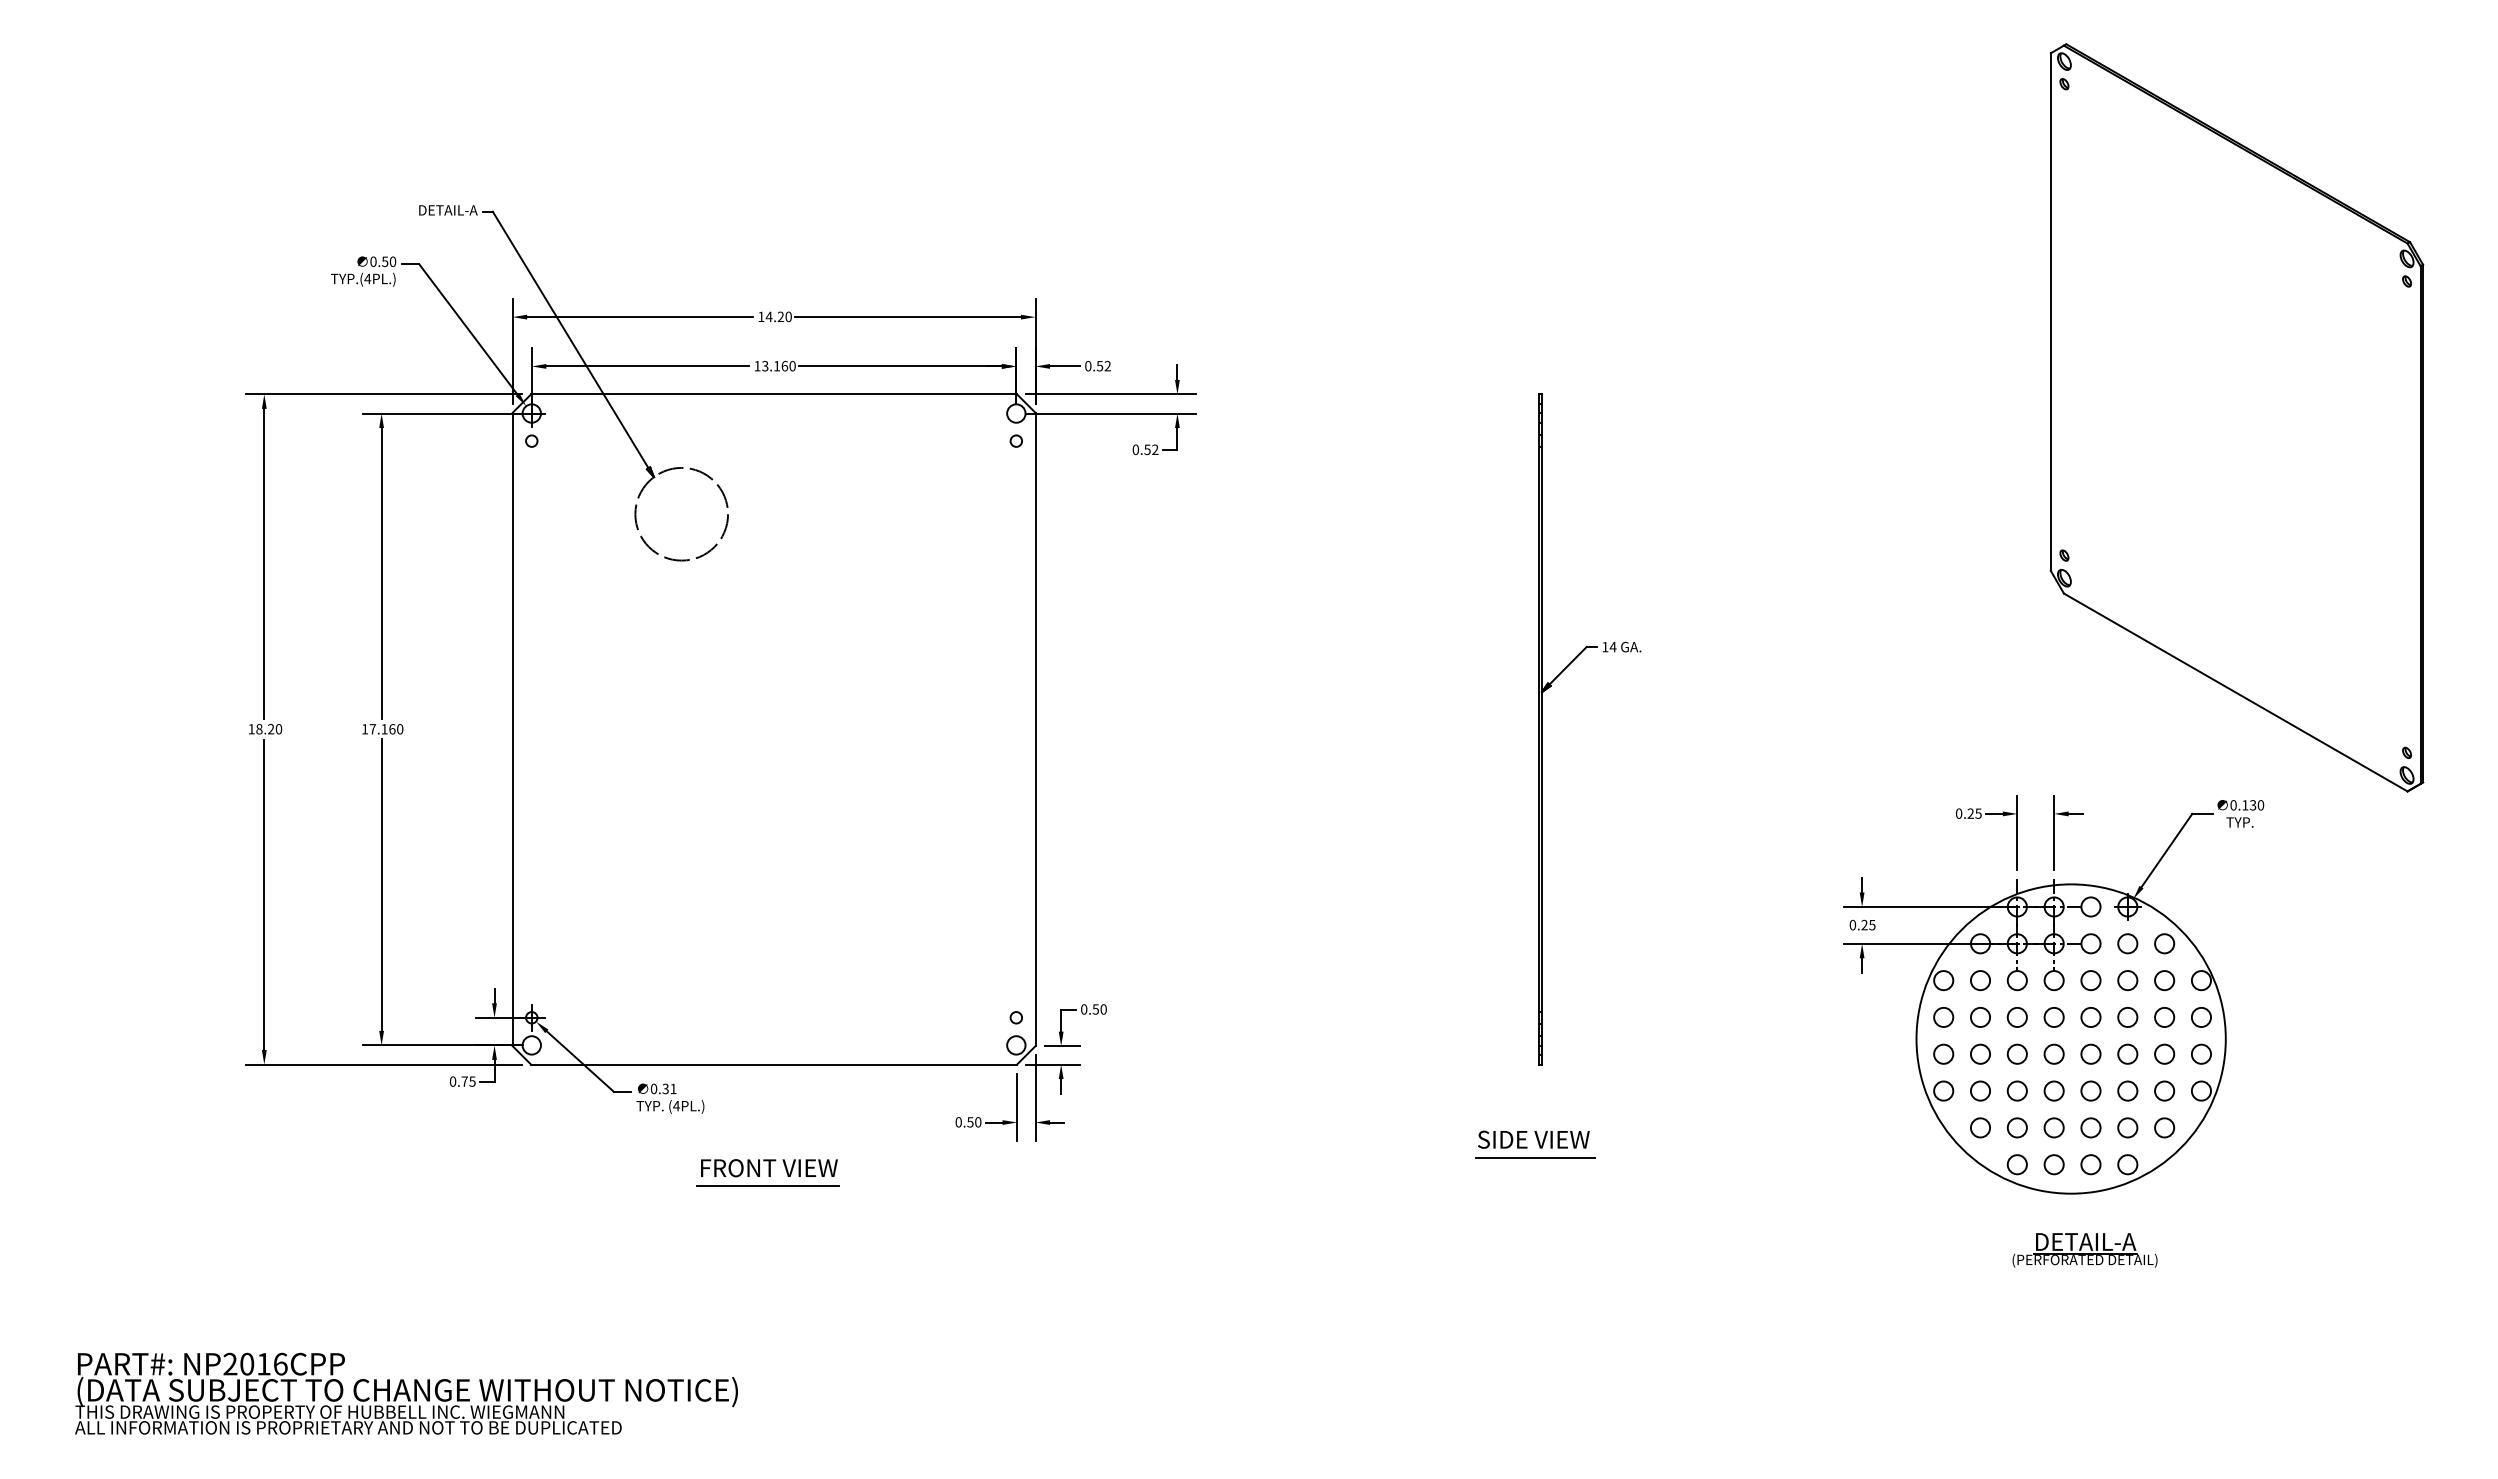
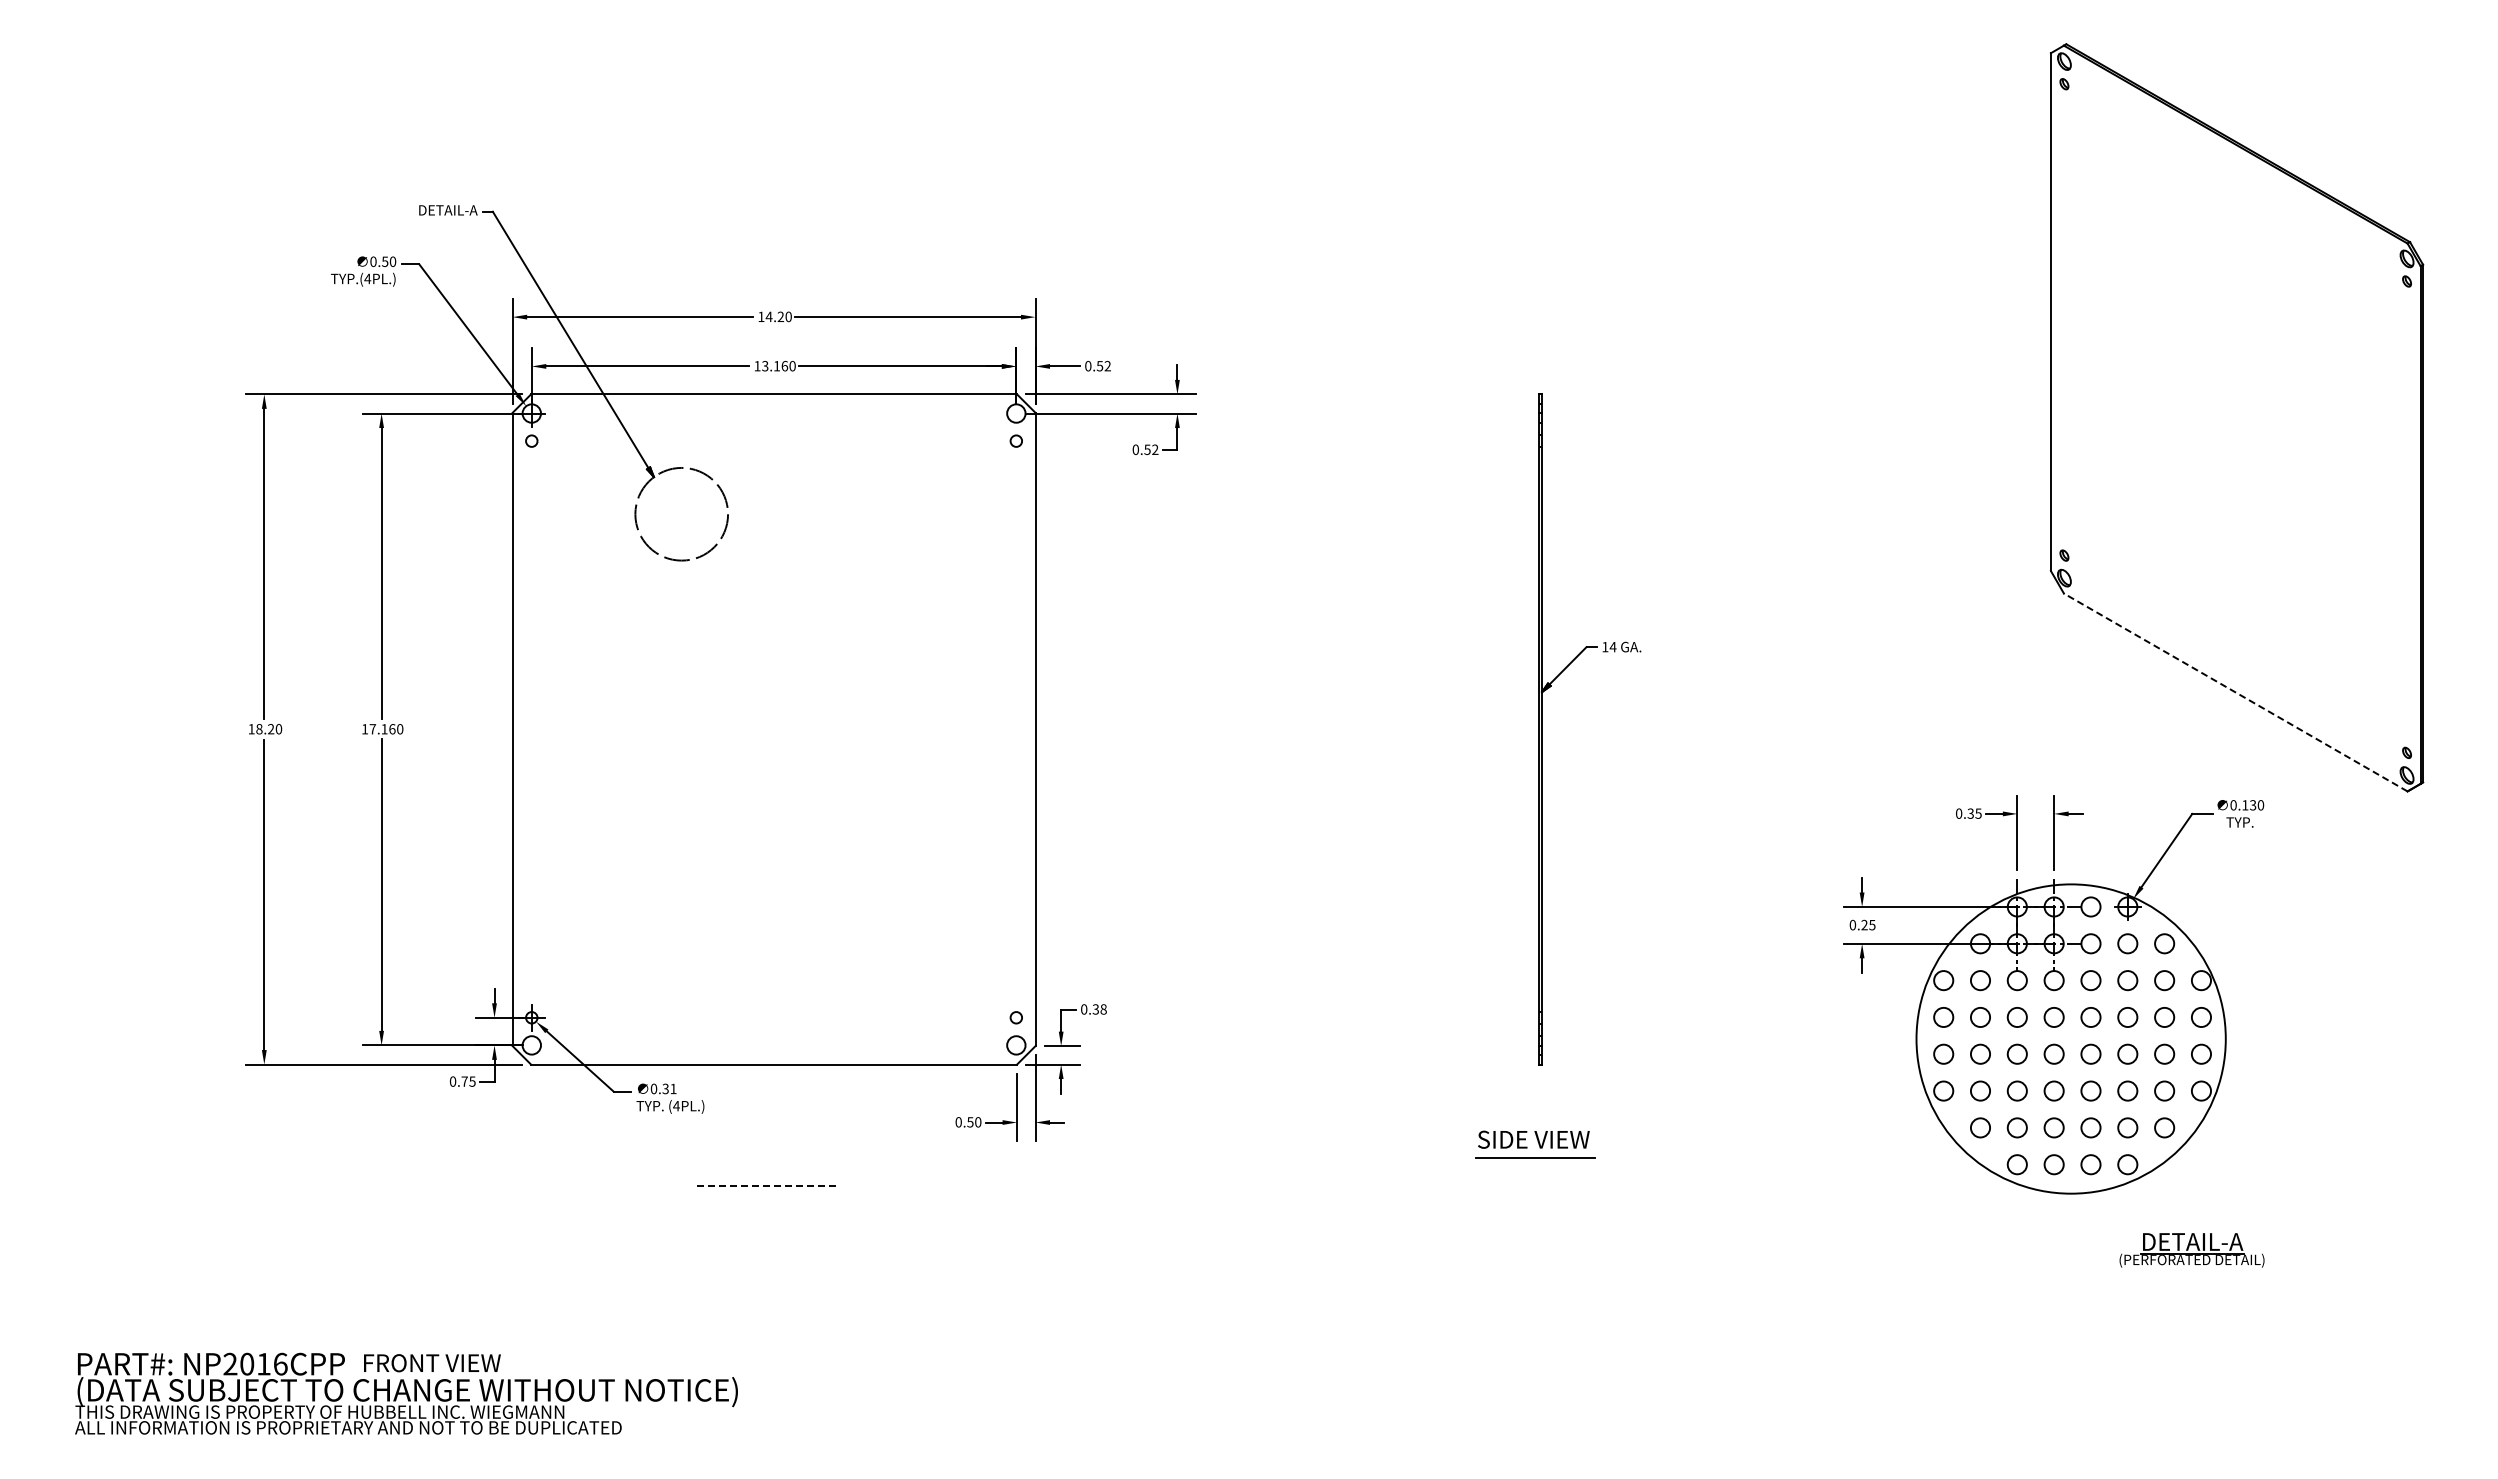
line: solid -> dashed (2235, 692)
text: 0.25 -> 0.35 (1970, 813)
text: 0.50 -> 0.38 (1099, 1009)
text position: (769, 1168) -> (432, 1363) (432, 1363)
line: solid -> dashed (768, 1186)
part position: (2084, 1250) -> (2191, 1250) (2191, 1250)
